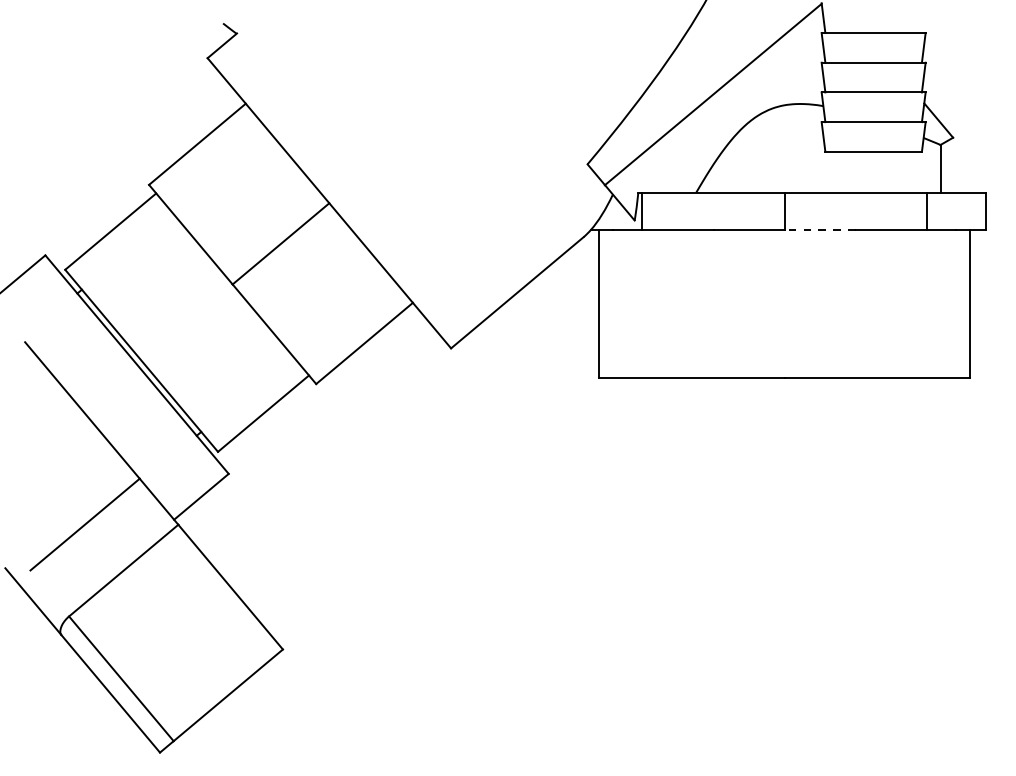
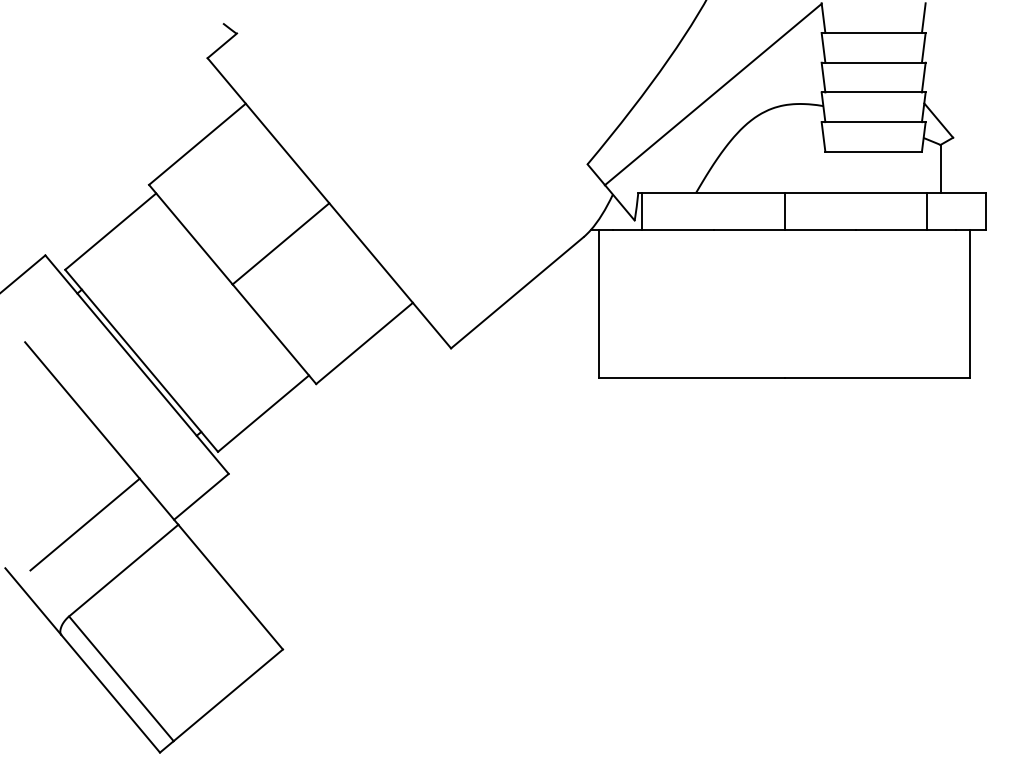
line: none -> present (923, 18)
line: dashed -> solid (820, 229)
